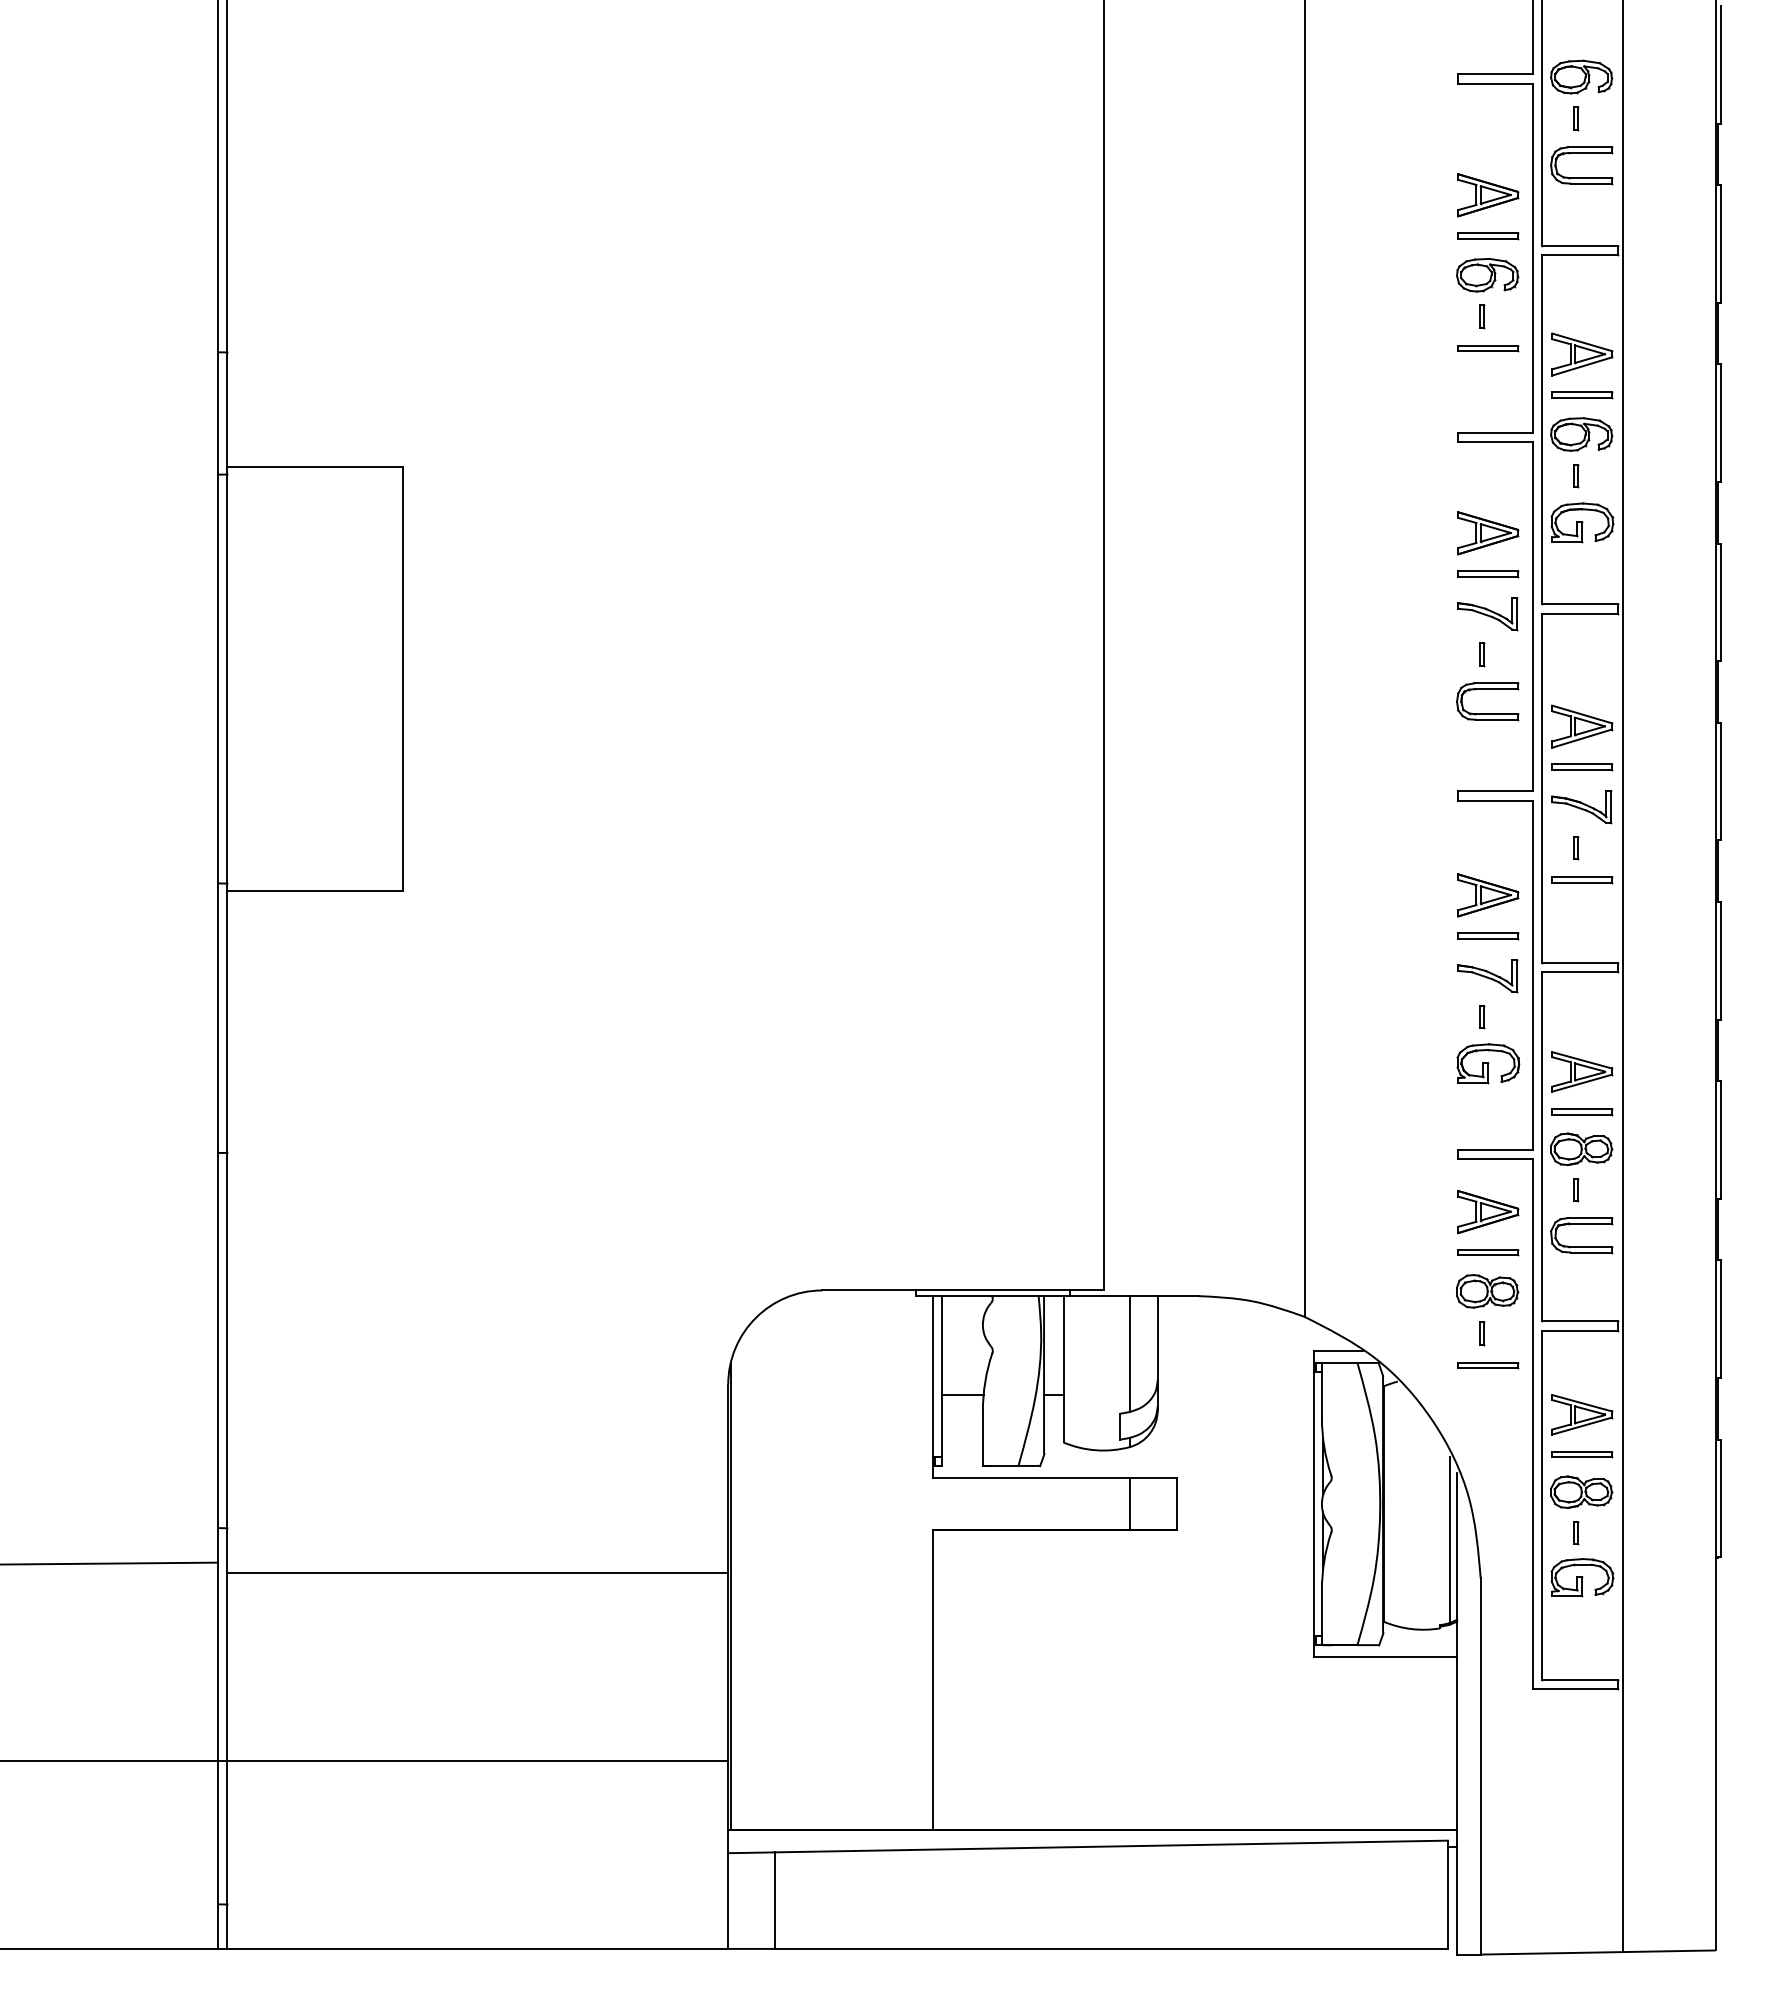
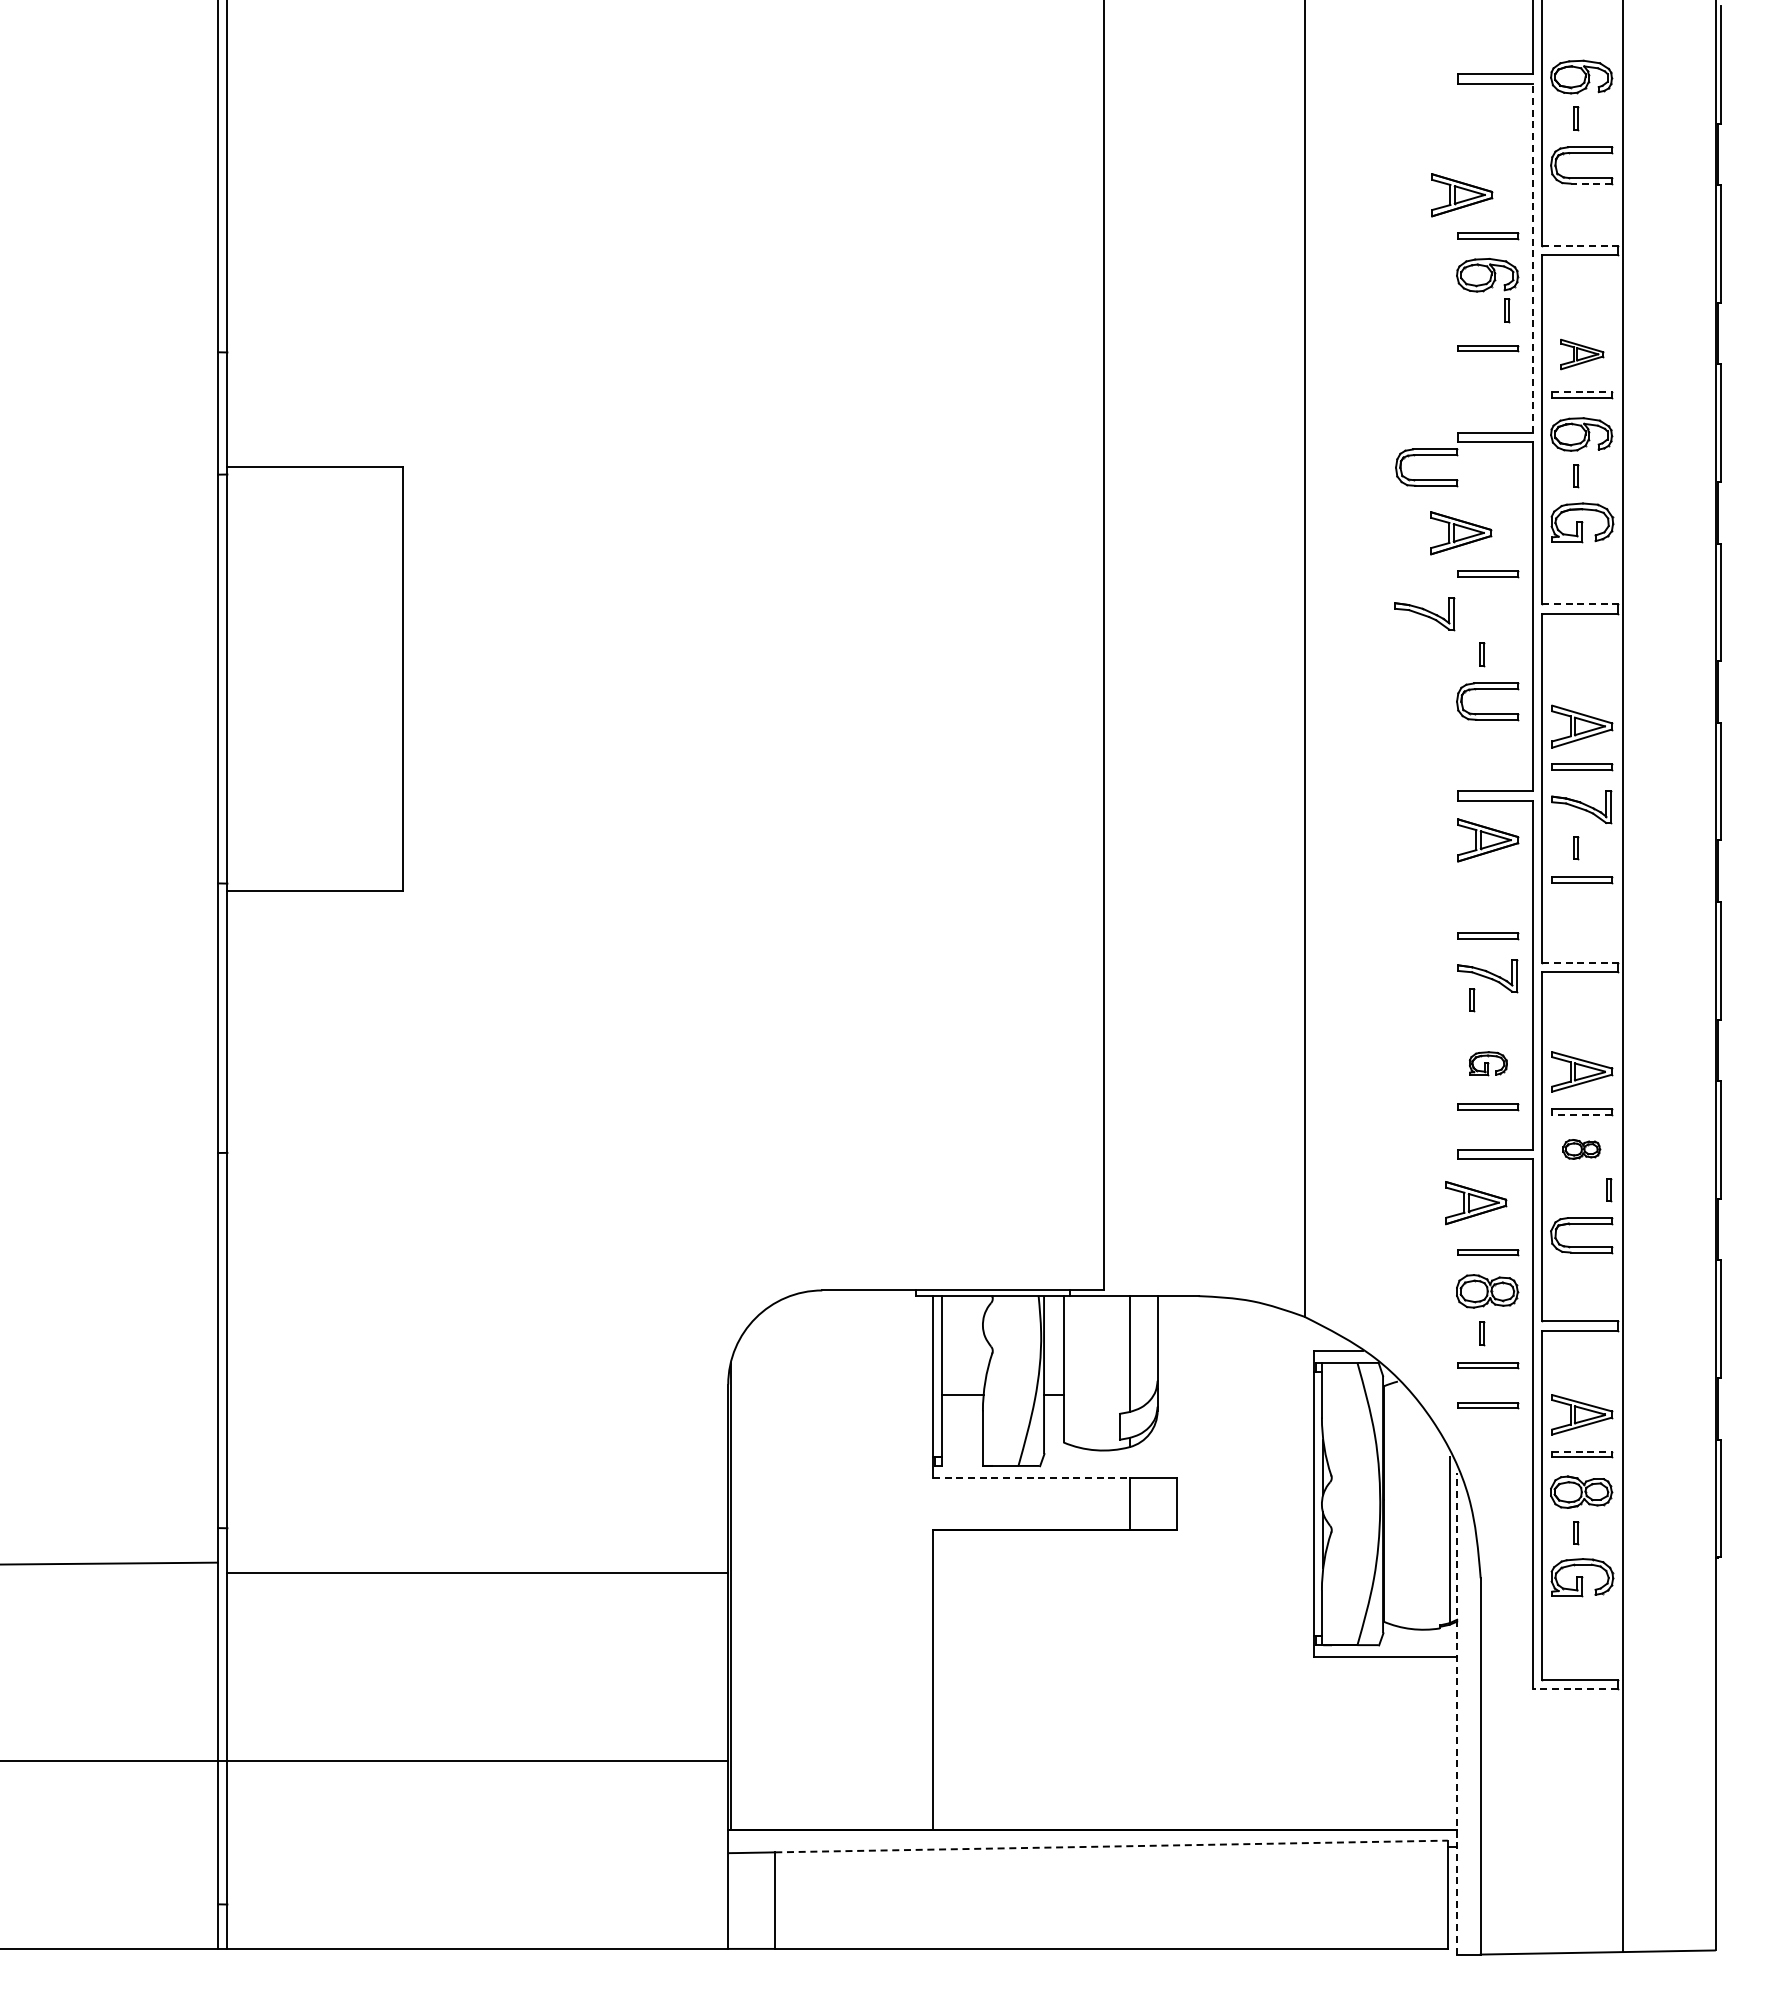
line: solid -> dashed (1591, 183)
part position: (1488, 195) -> (1462, 195) (1462, 195)
line: solid -> dashed (1579, 246)
line: solid -> dashed (1532, 257)
part position: (1482, 316) -> (1507, 310) (1507, 310)
part size: 63x45 px -> 45x33 px (1582, 354)
line: solid -> dashed (1582, 392)
part: none -> present (1426, 455)
part position: (1488, 533) -> (1461, 533) (1461, 533)
line: solid -> dashed (1579, 604)
part position: (1487, 614) -> (1424, 614) (1424, 614)
part position: (1488, 895) -> (1488, 840) (1488, 840)
line: solid -> dashed (1579, 962)
part position: (1482, 1017) -> (1472, 1000) (1472, 1000)
part size: 65x42 px -> 39x26 px (1488, 1063)
part: none -> present (1488, 1107)
line: solid -> dashed (1582, 1114)
part size: 64x35 px -> 40x21 px (1581, 1149)
part position: (1576, 1190) -> (1609, 1190) (1609, 1190)
part position: (1488, 1212) -> (1476, 1203) (1476, 1203)
part: none -> present (1488, 1405)
line: solid -> dashed (1582, 1451)
line: solid -> dashed (1031, 1477)
line: solid -> dashed (1574, 1688)
line: solid -> dashed (1457, 1713)
line: solid -> dashed (1112, 1846)
